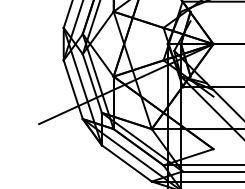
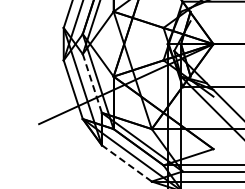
line: solid -> dashed (92, 83)
line: solid -> dashed (126, 163)
